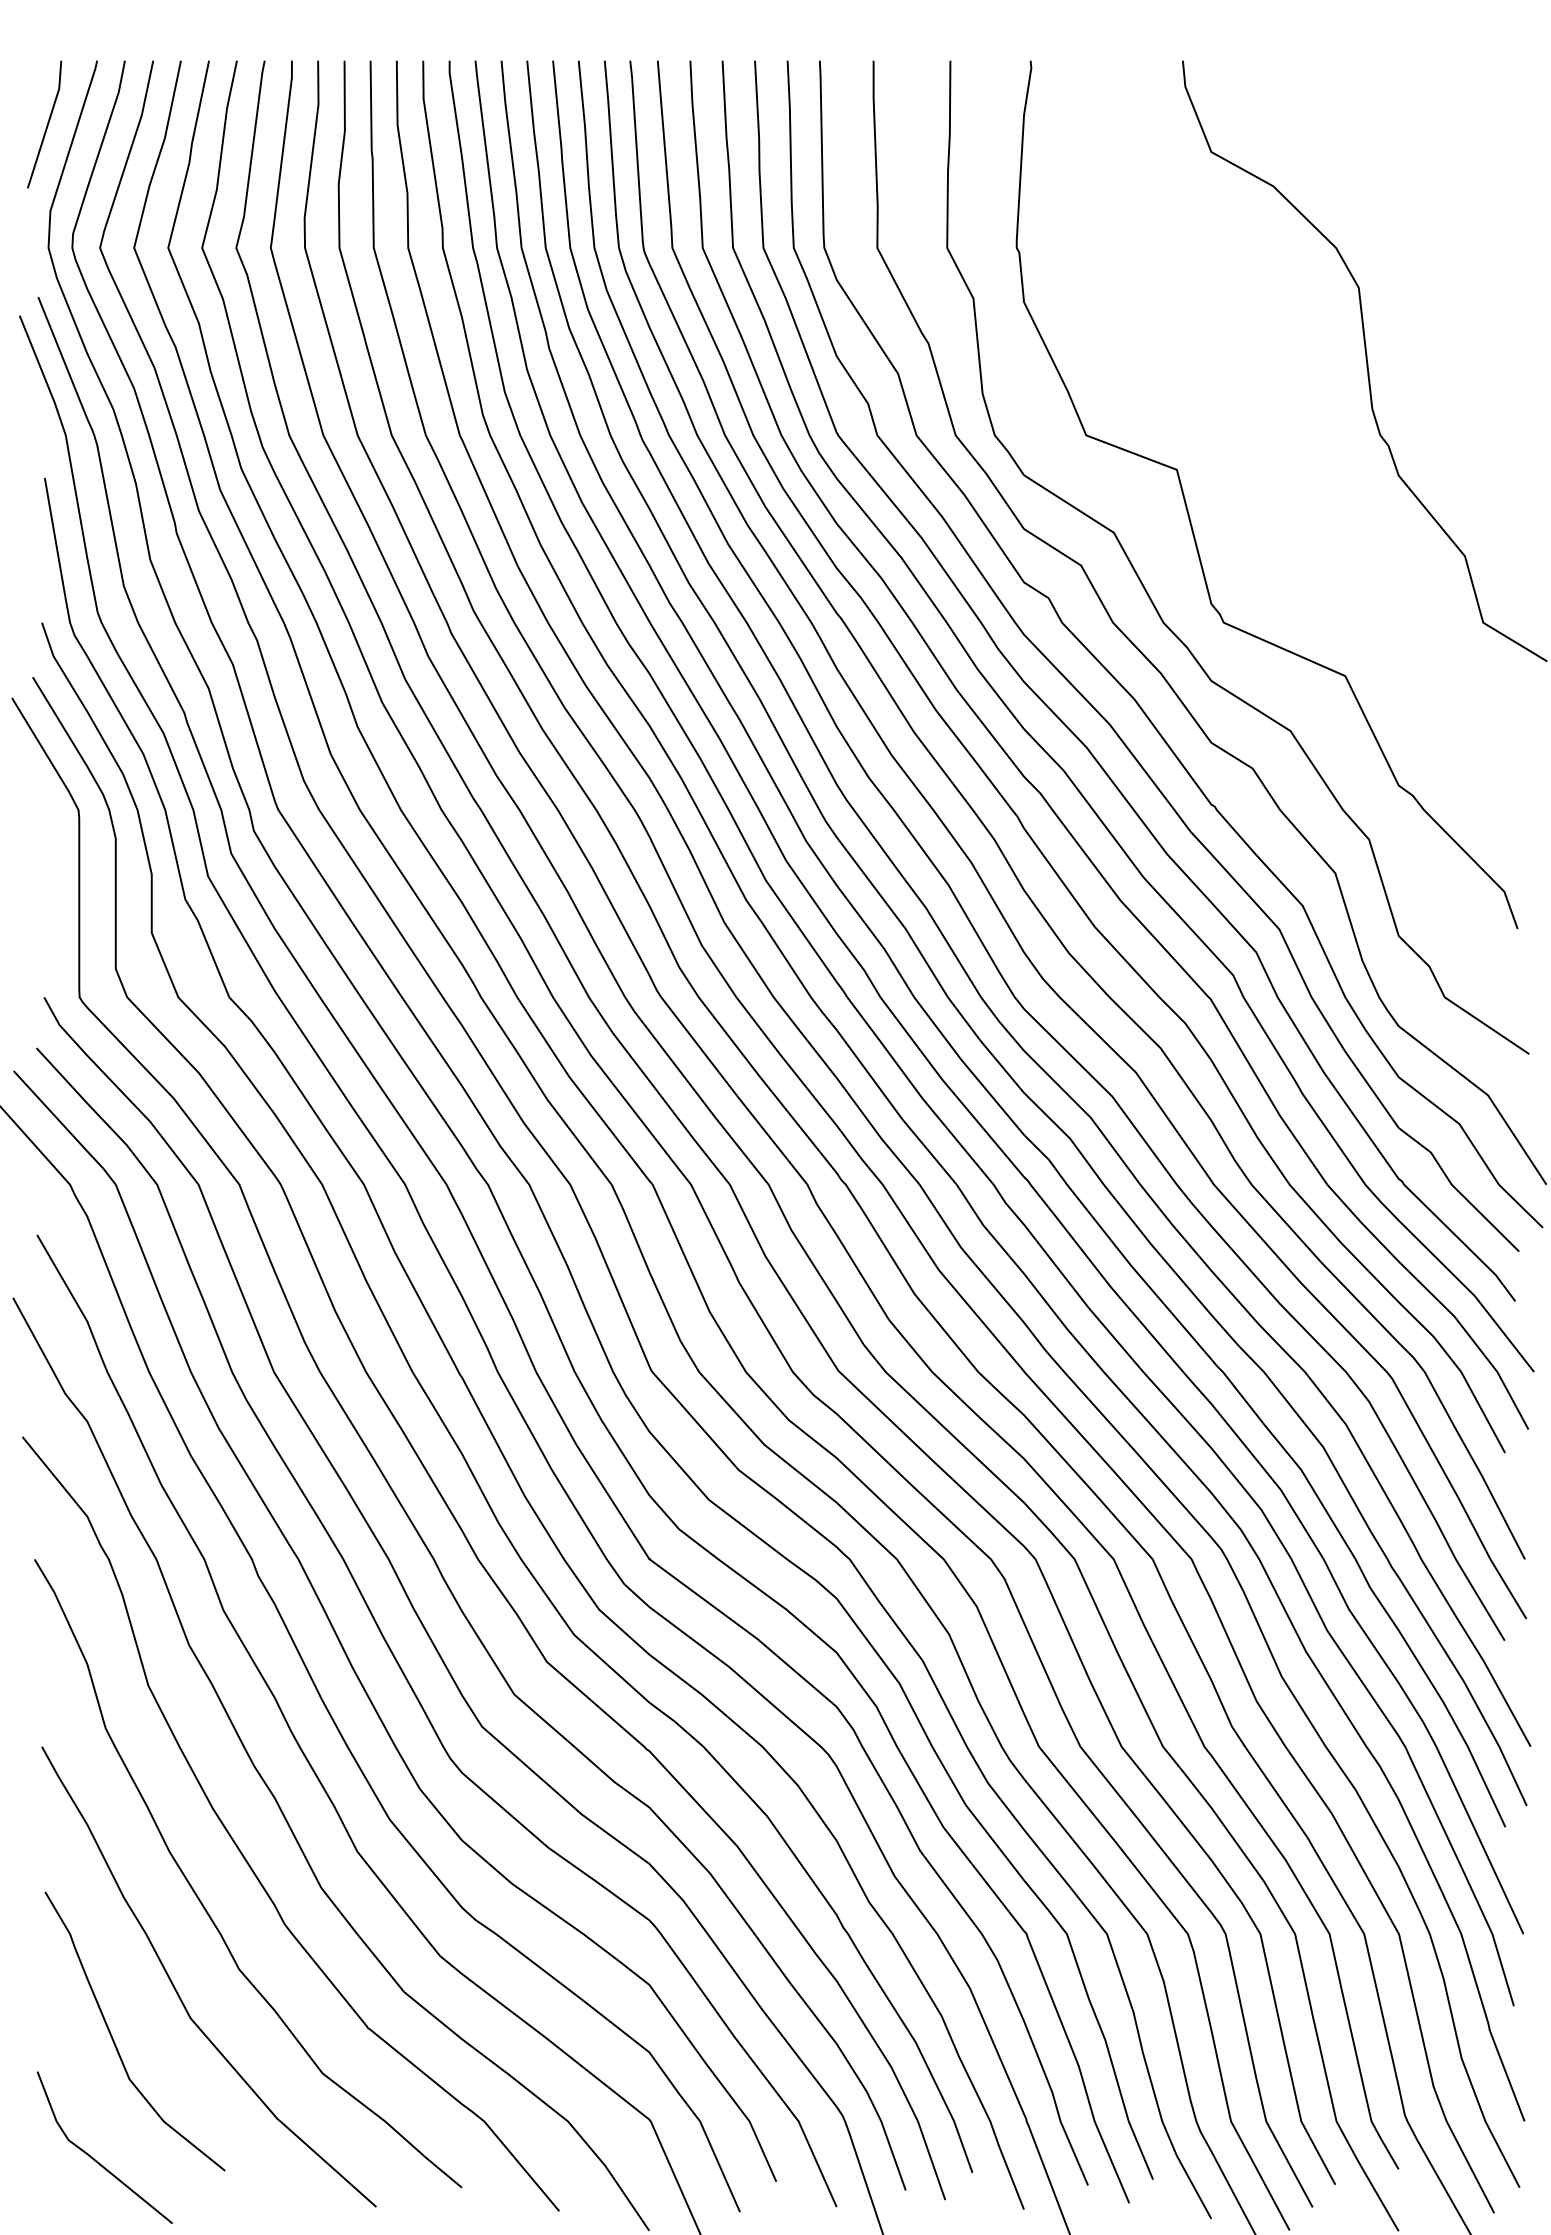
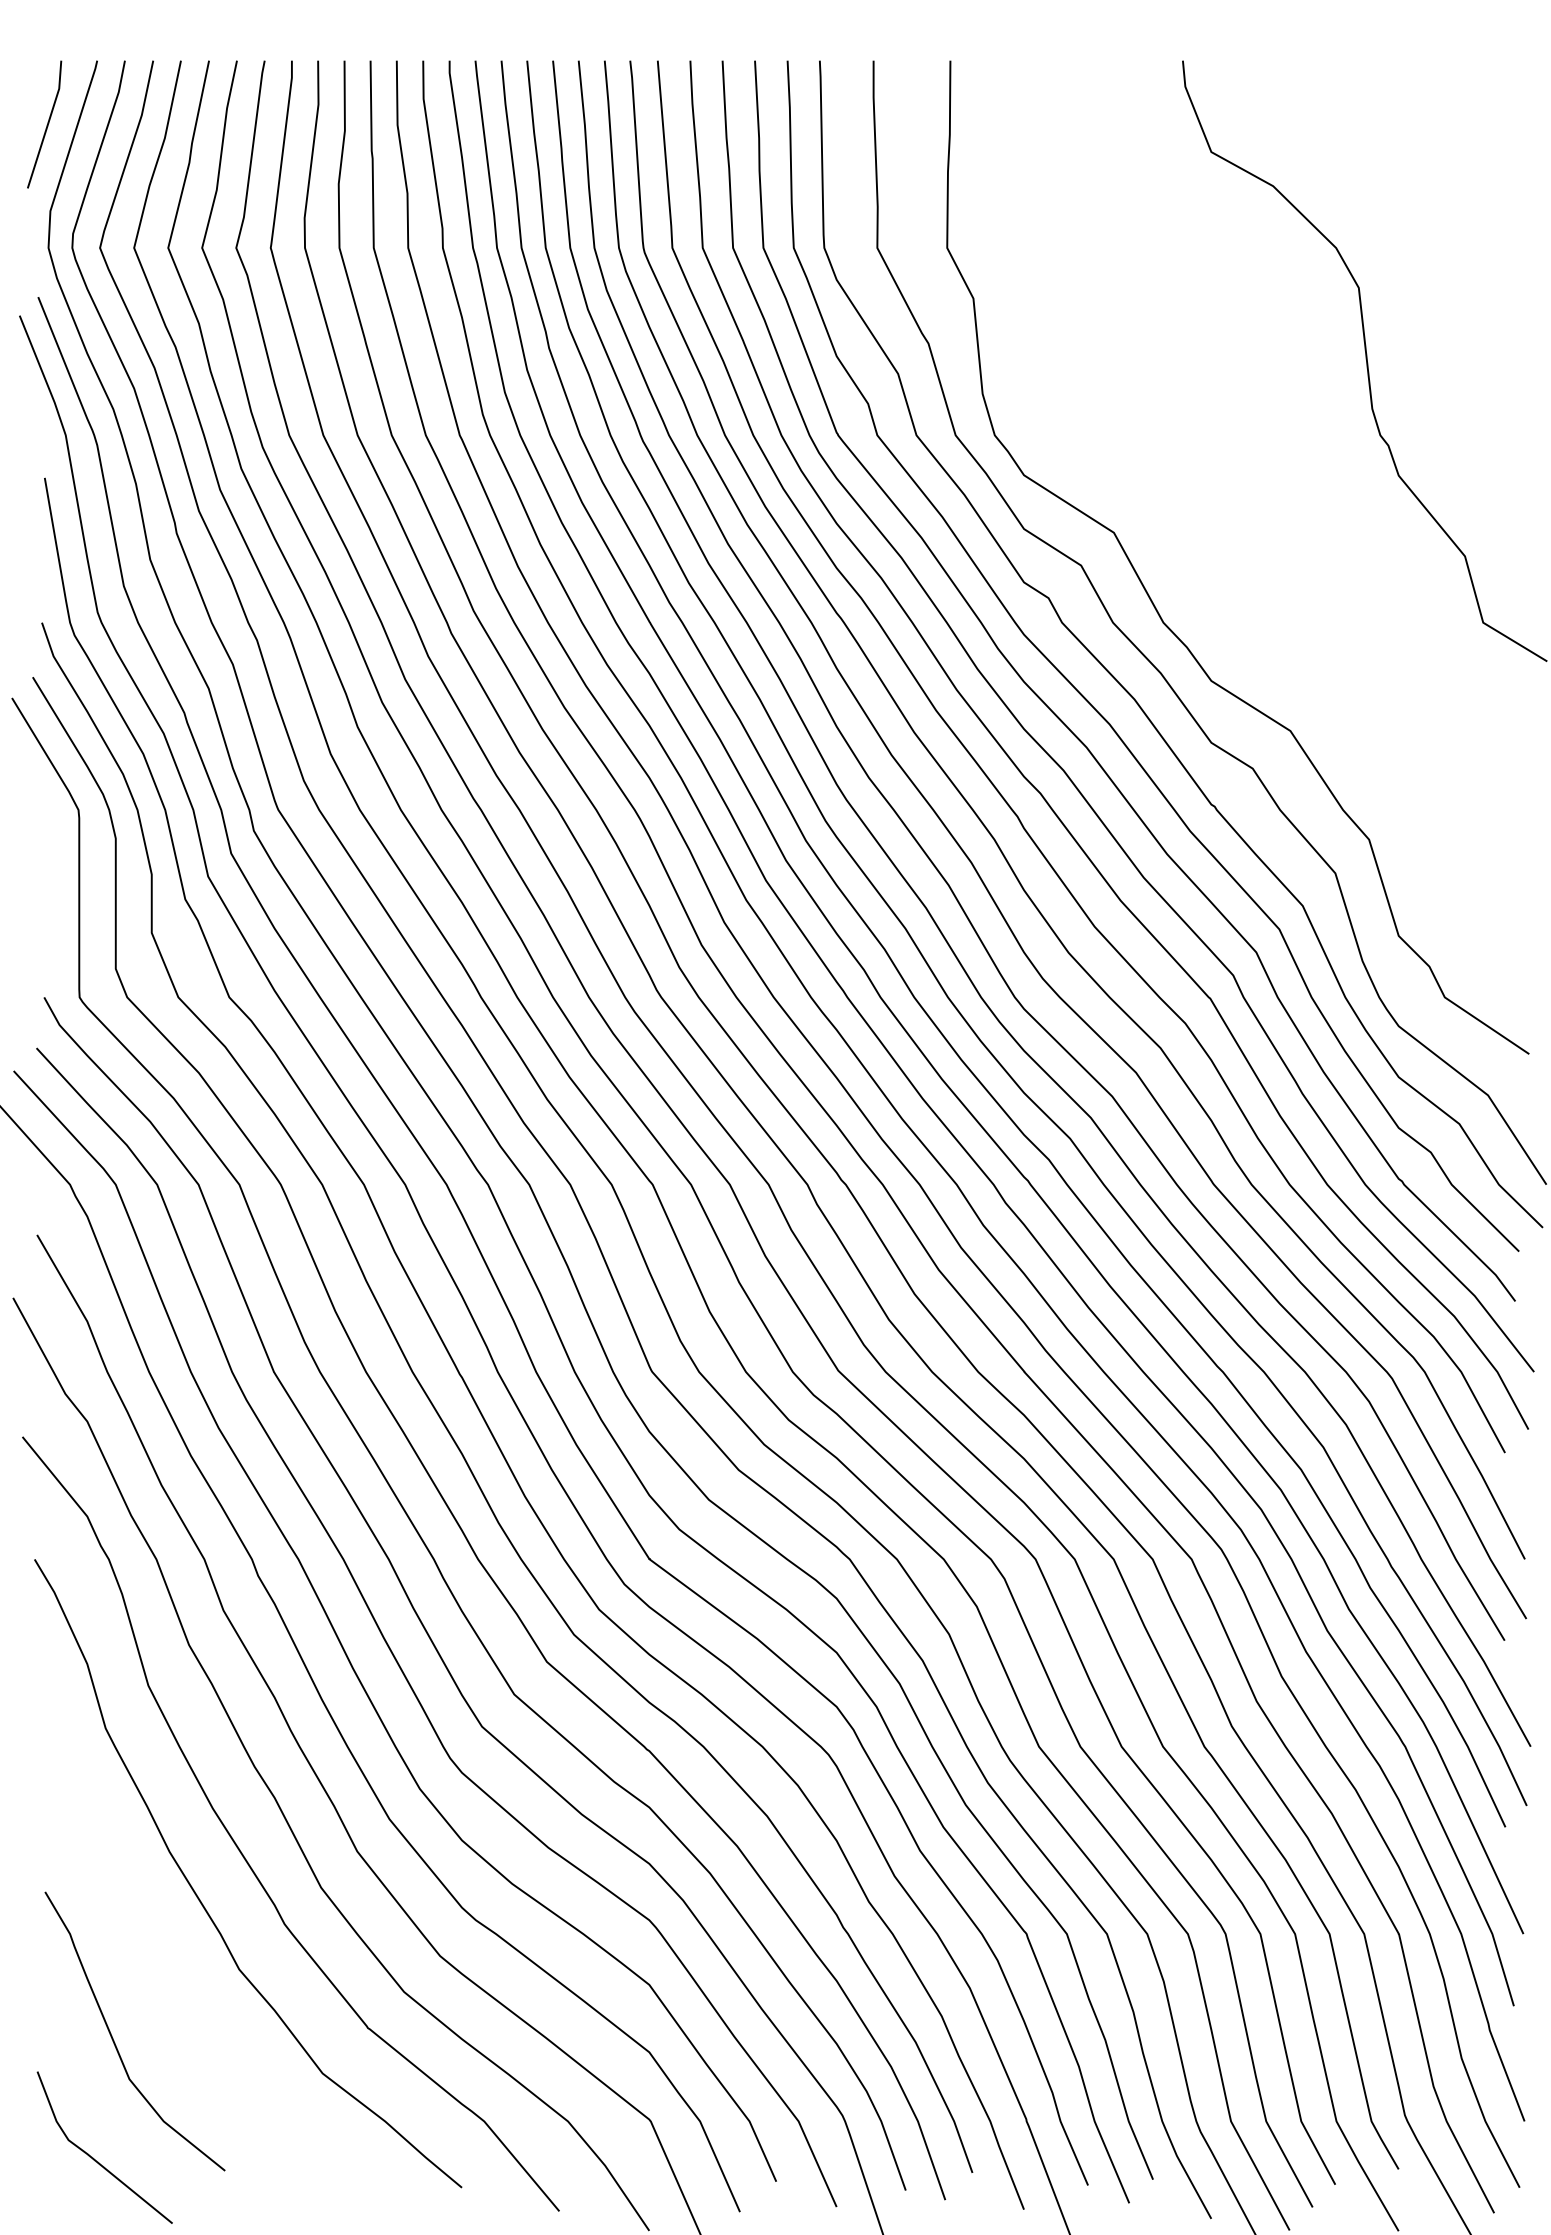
curve: present -> none (1189, 513)
curve: present -> none (179, 1994)
